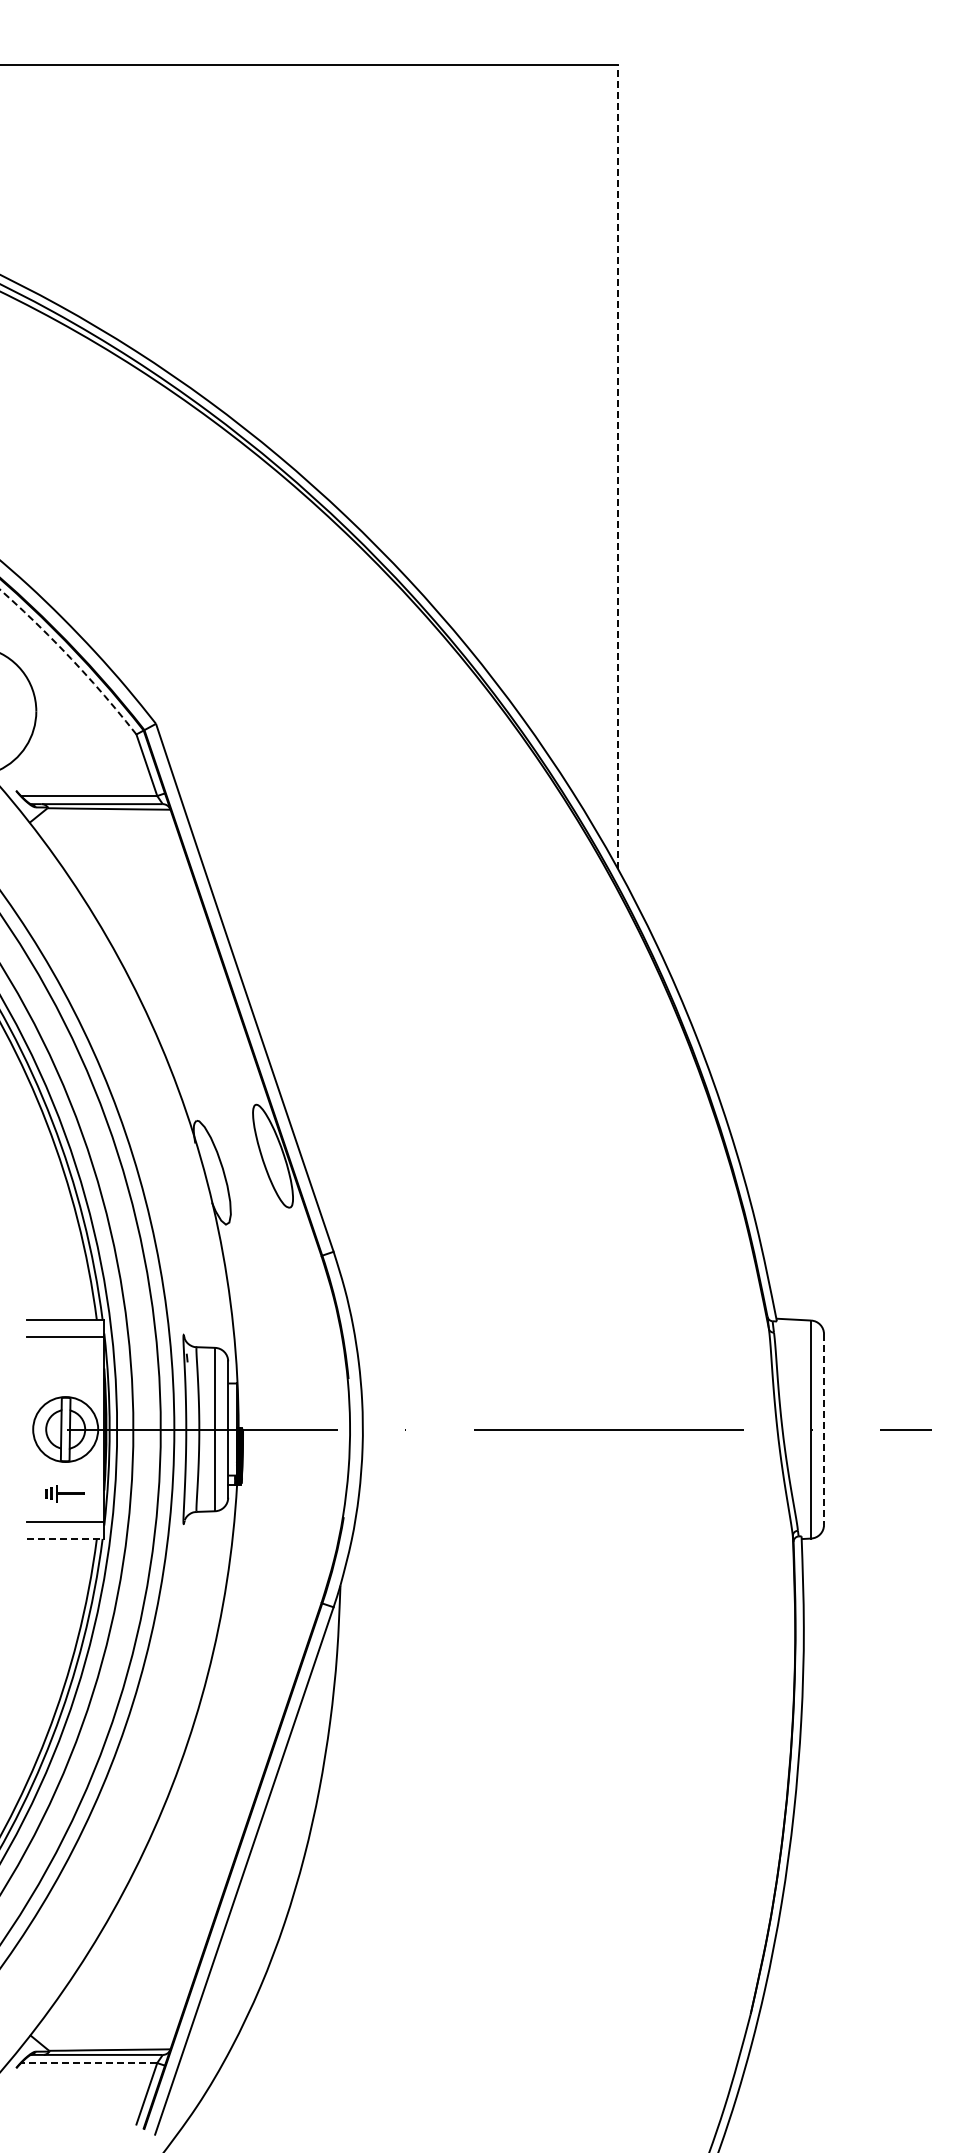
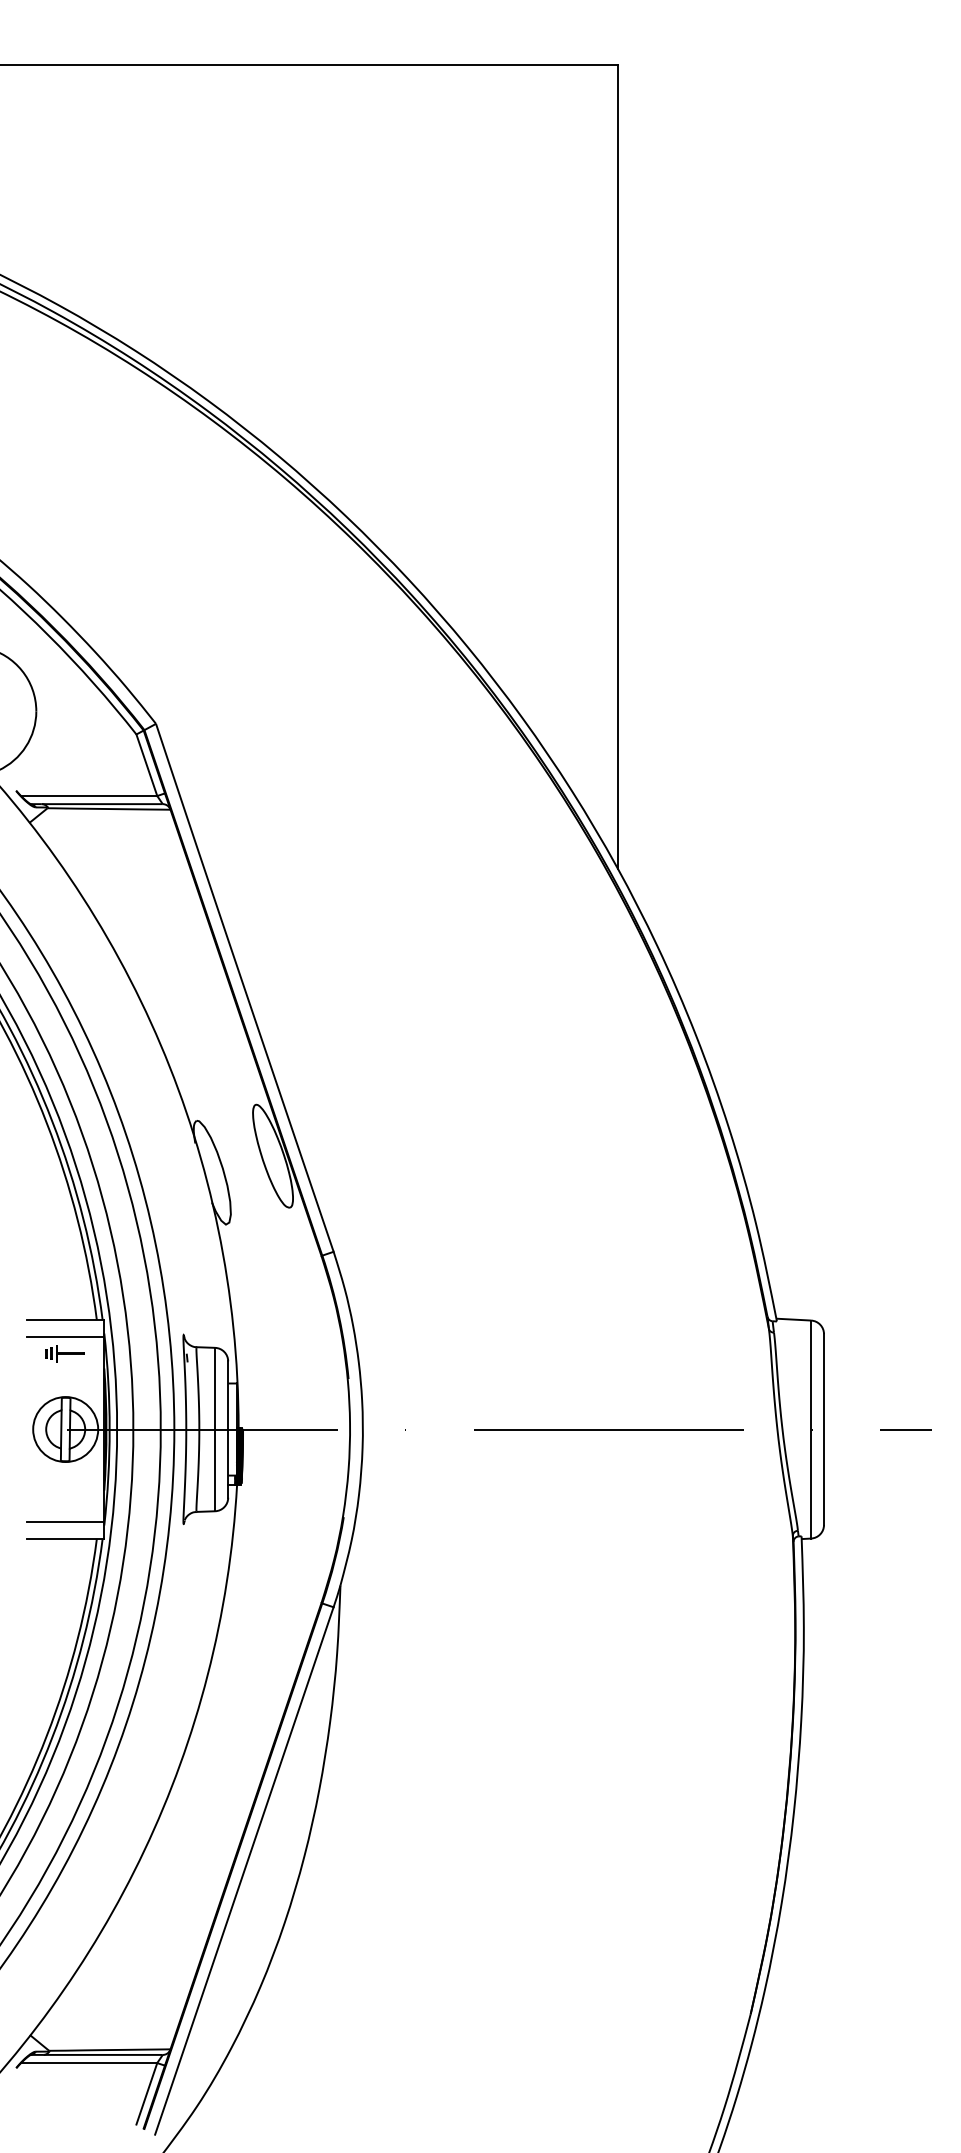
line: dashed -> solid (618, 466)
arc: dashed -> solid (71, 658)
line: dashed -> solid (824, 1430)
part position: (64, 1493) -> (64, 1353) (64, 1353)
line: dashed -> solid (65, 1538)
line: dashed -> solid (88, 2063)
